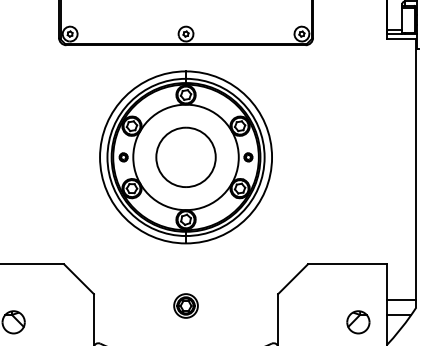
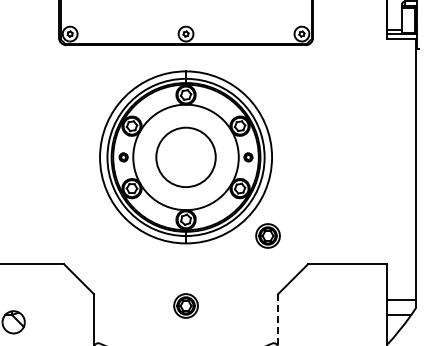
part: none -> present (267, 235)
line: solid -> dashed (278, 319)
part: present -> none (358, 322)
